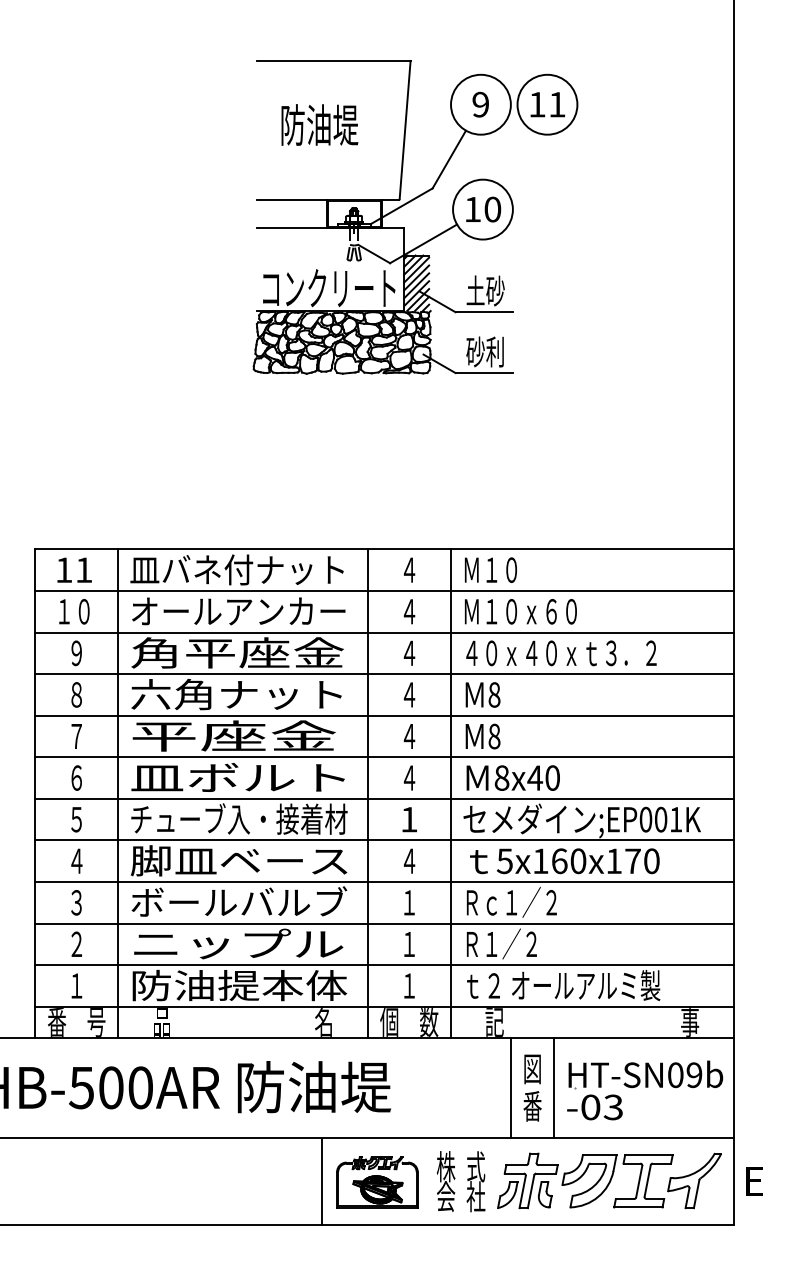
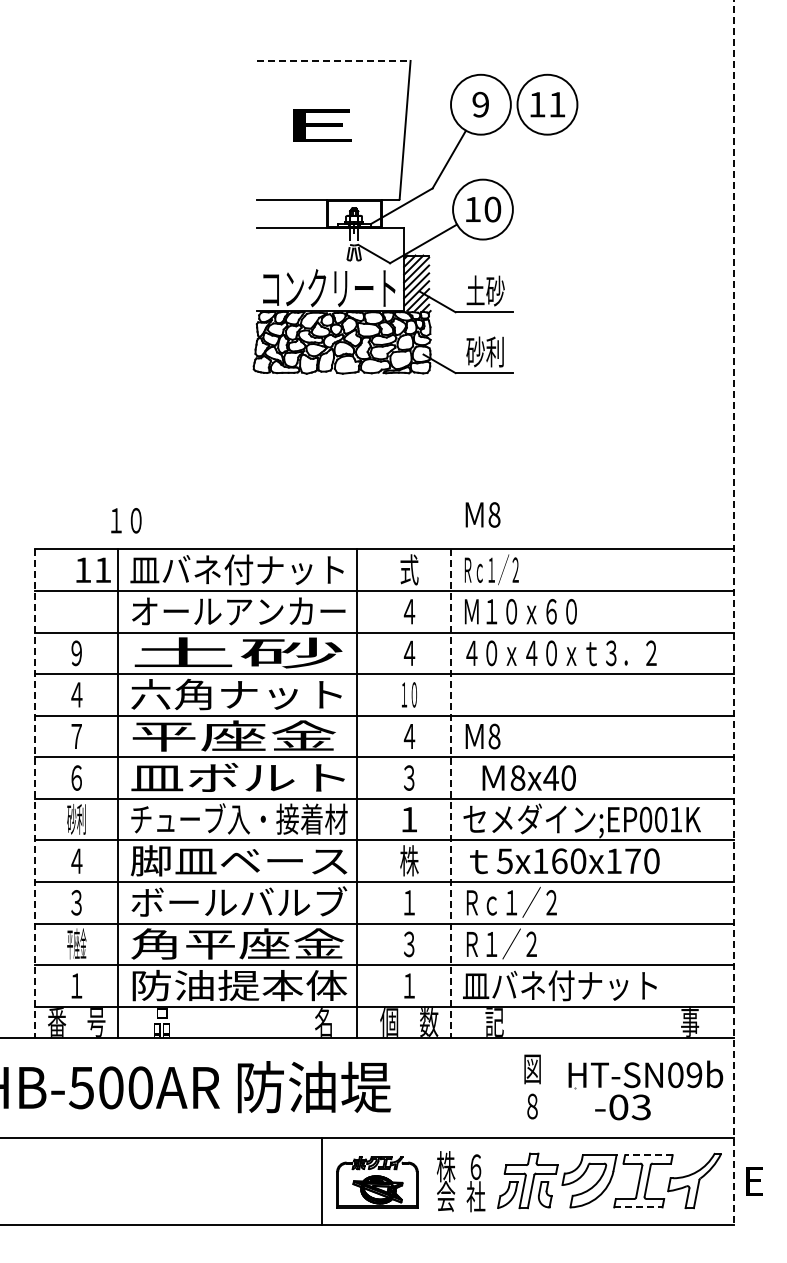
line: solid -> dashed (333, 60)
text: 防油堤 -> E (319, 124)
text position: (74, 569) -> (93, 569) (93, 569)
text: ４ -> 式 (409, 569)
text: Ｍ１０ -> Ｒｃ１／２ (492, 569)
text position: (74, 611) -> (126, 520) (126, 520)
line: solid -> dashed (733, 613)
text: 角平座金 -> 土砂 (237, 652)
text: ８ -> ４ (76, 694)
text: ４ -> １０ (409, 694)
text position: (482, 694) -> (482, 514) (482, 514)
text: ４ -> ３ (409, 777)
text position: (512, 777) -> (528, 777) (528, 777)
line position: (367, 793) -> (356, 793) (356, 793)
line: solid -> dashed (35, 794)
line: solid -> dashed (450, 794)
text: ５ -> 砂利 (76, 819)
text: ４ -> 株 (409, 860)
text: ２ -> 平座金 (76, 943)
text: ニップル -> 角平座金 (237, 943)
text: １ -> ３ (409, 944)
text: ｔ２ オールアルミ製 -> 皿バネ付ナット (561, 985)
line: present -> none (510, 1087)
line: present -> none (554, 1087)
text: 番 -> ８ (532, 1106)
text position: (594, 1107) -> (622, 1107) (622, 1107)
line: solid -> dashed (648, 1155)
text: 式 -> ６ (476, 1166)
line: solid -> dashed (638, 1207)
